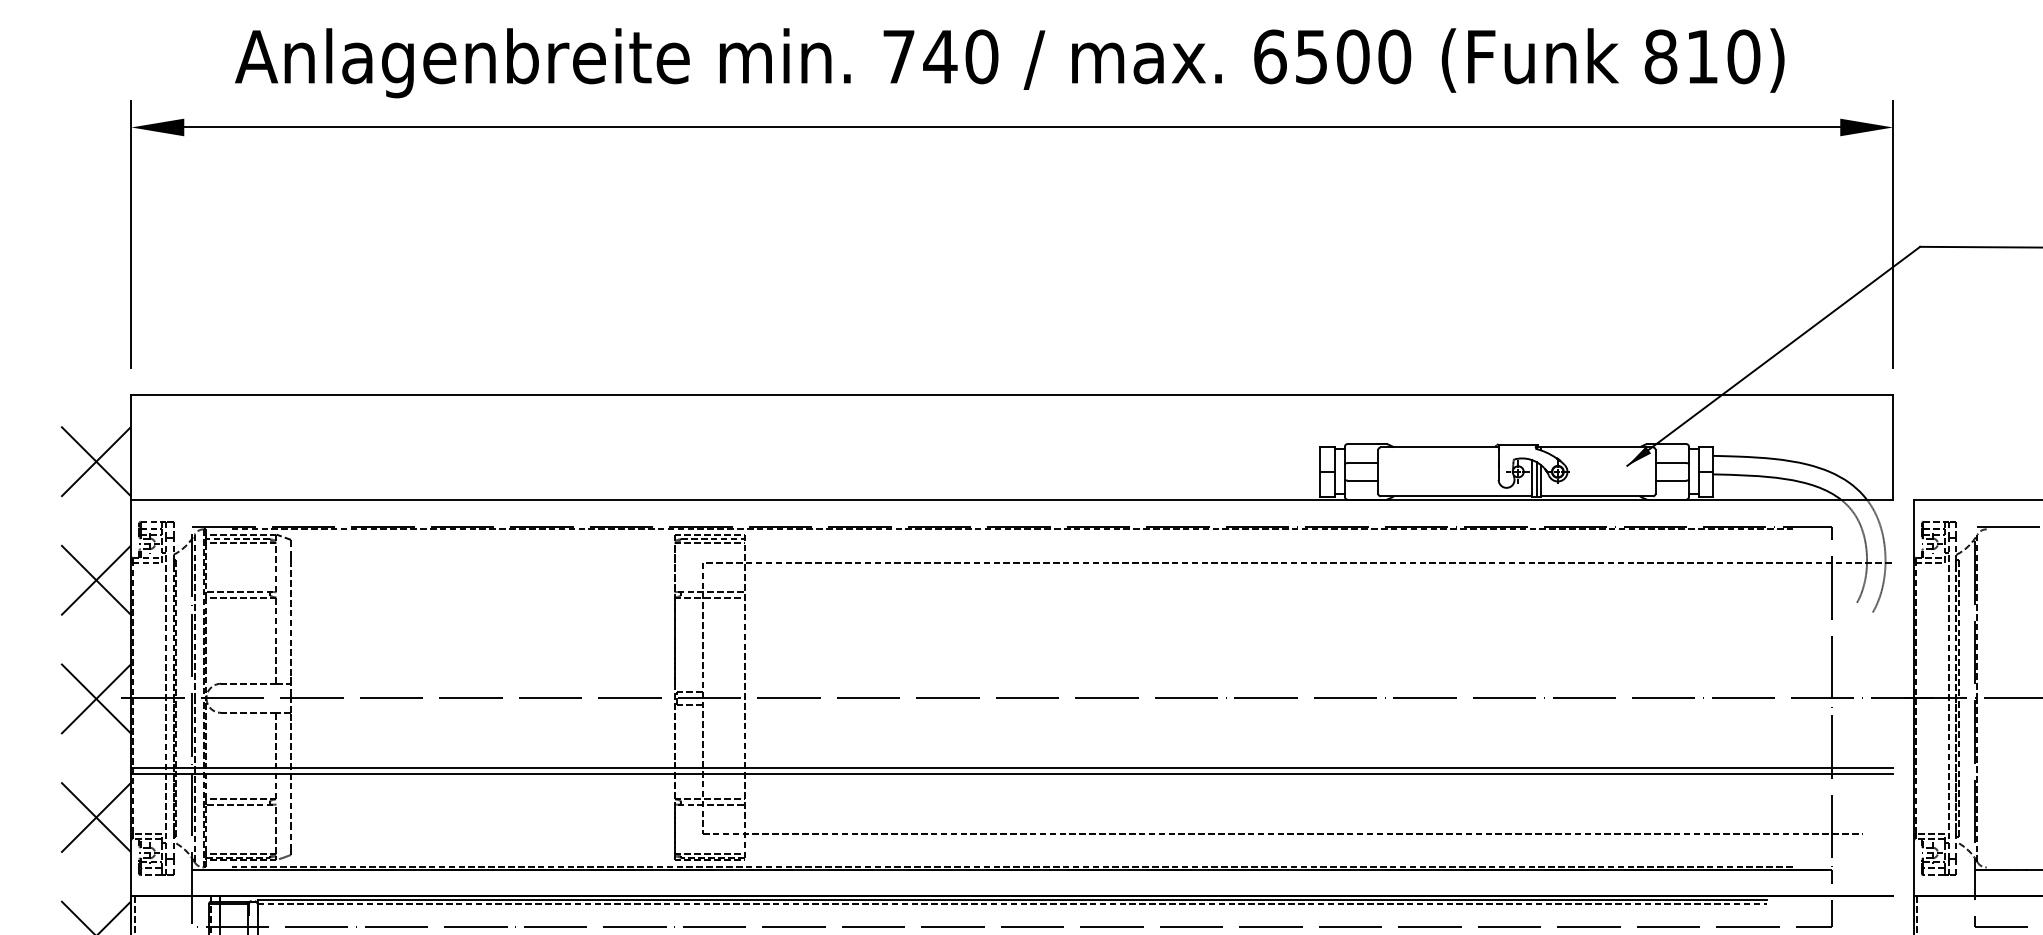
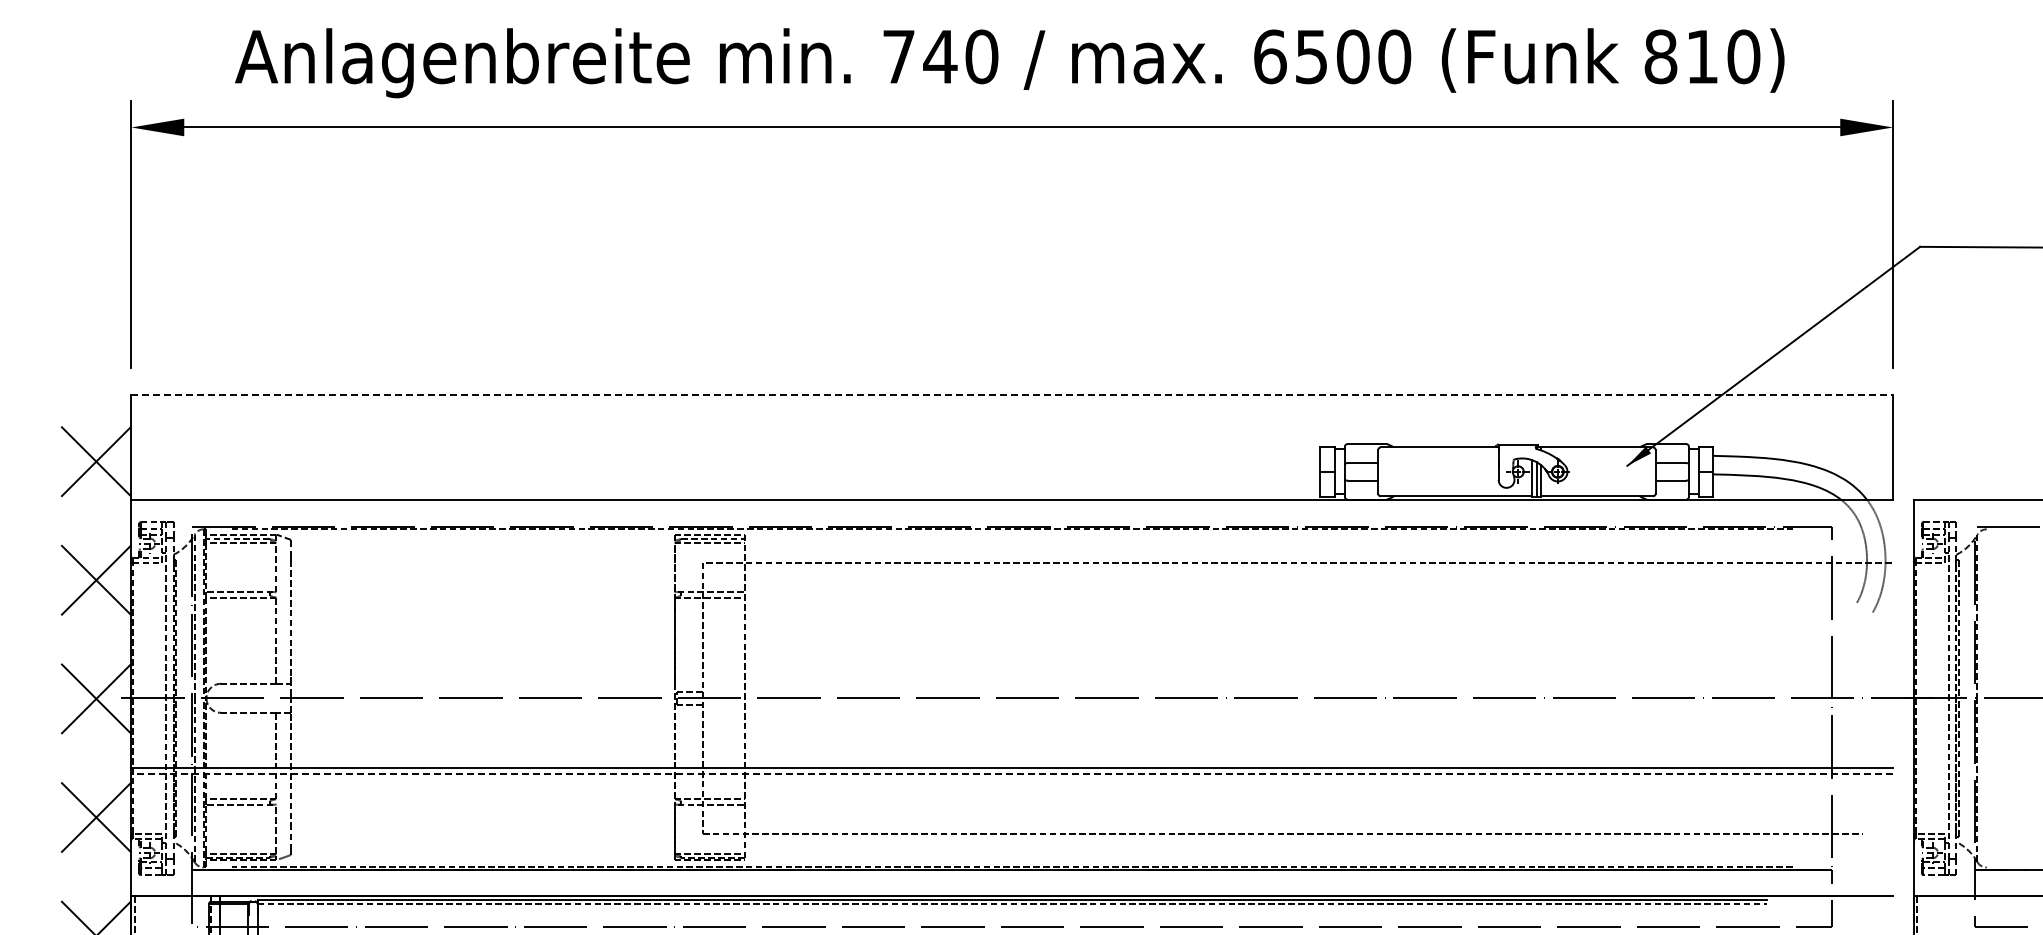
line: solid -> dashed (1012, 394)
line: solid -> dashed (1012, 774)
